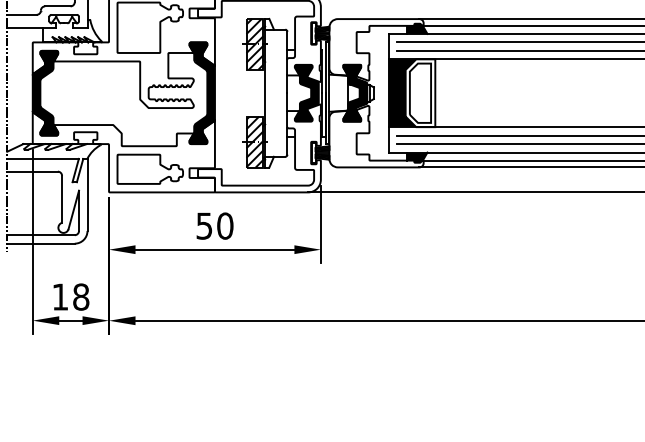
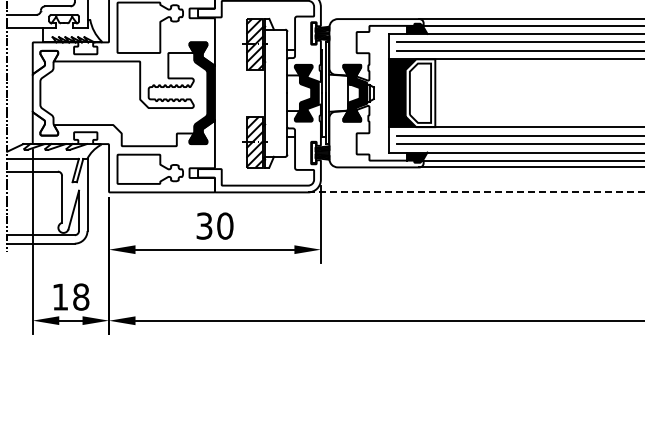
fill: present -> none (45, 92)
line: solid -> dashed (476, 192)
text: 50 -> 30 (204, 225)
